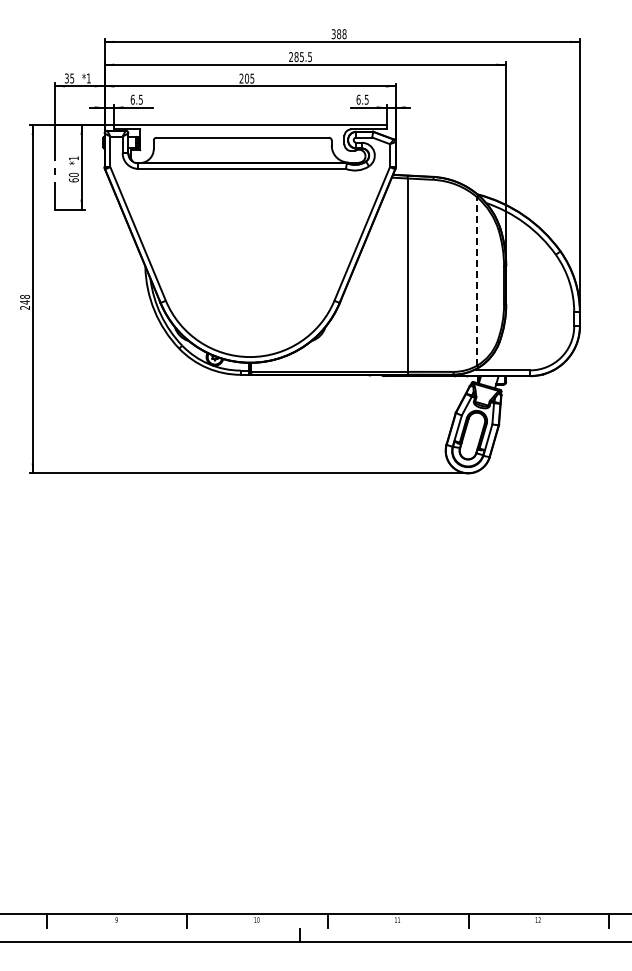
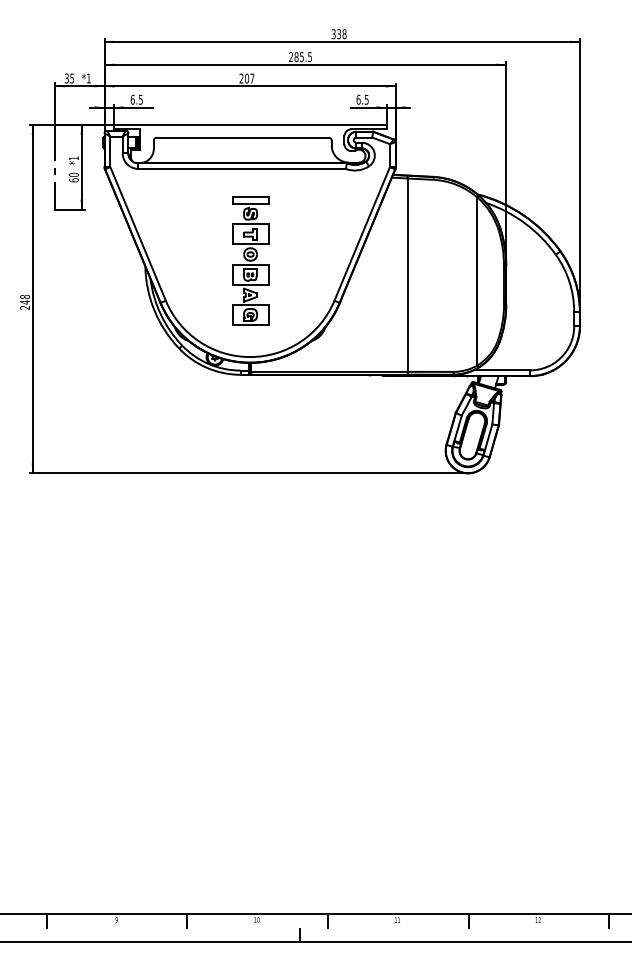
text: 388 -> 338 (339, 34)
text: 205 -> 207 (252, 78)
part: none -> present (250, 260)
line: dashed -> solid (477, 281)
